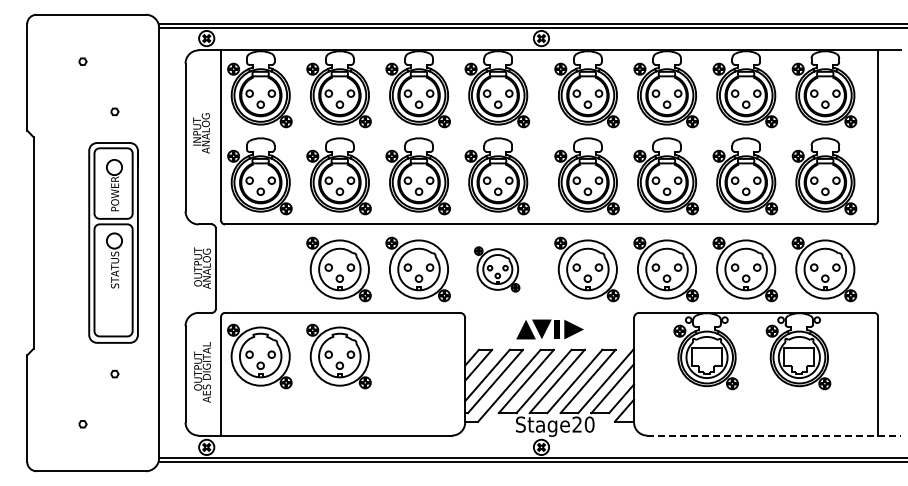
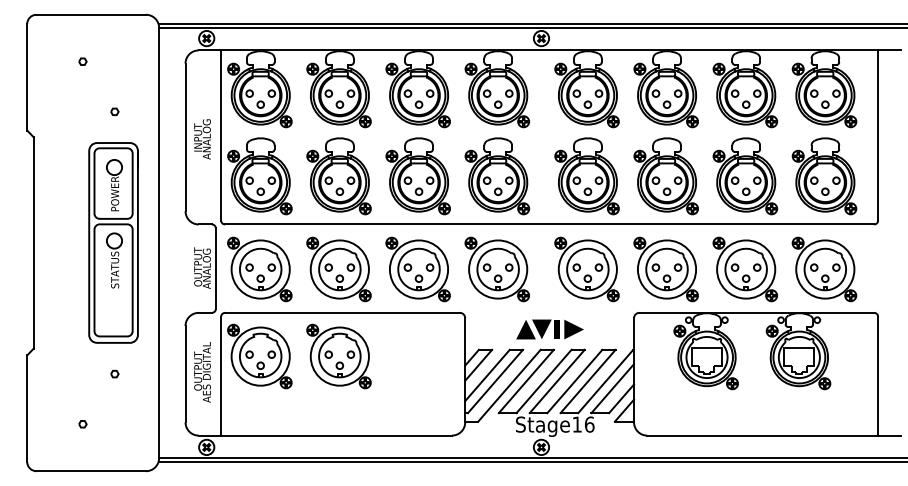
text position: (201, 133) -> (202, 139) (202, 139)
part: none -> present (259, 269)
part size: 47x47 px -> 66x67 px (496, 269)
text: Stage20 -> Stage16 (583, 424)
line: dashed -> solid (773, 435)
